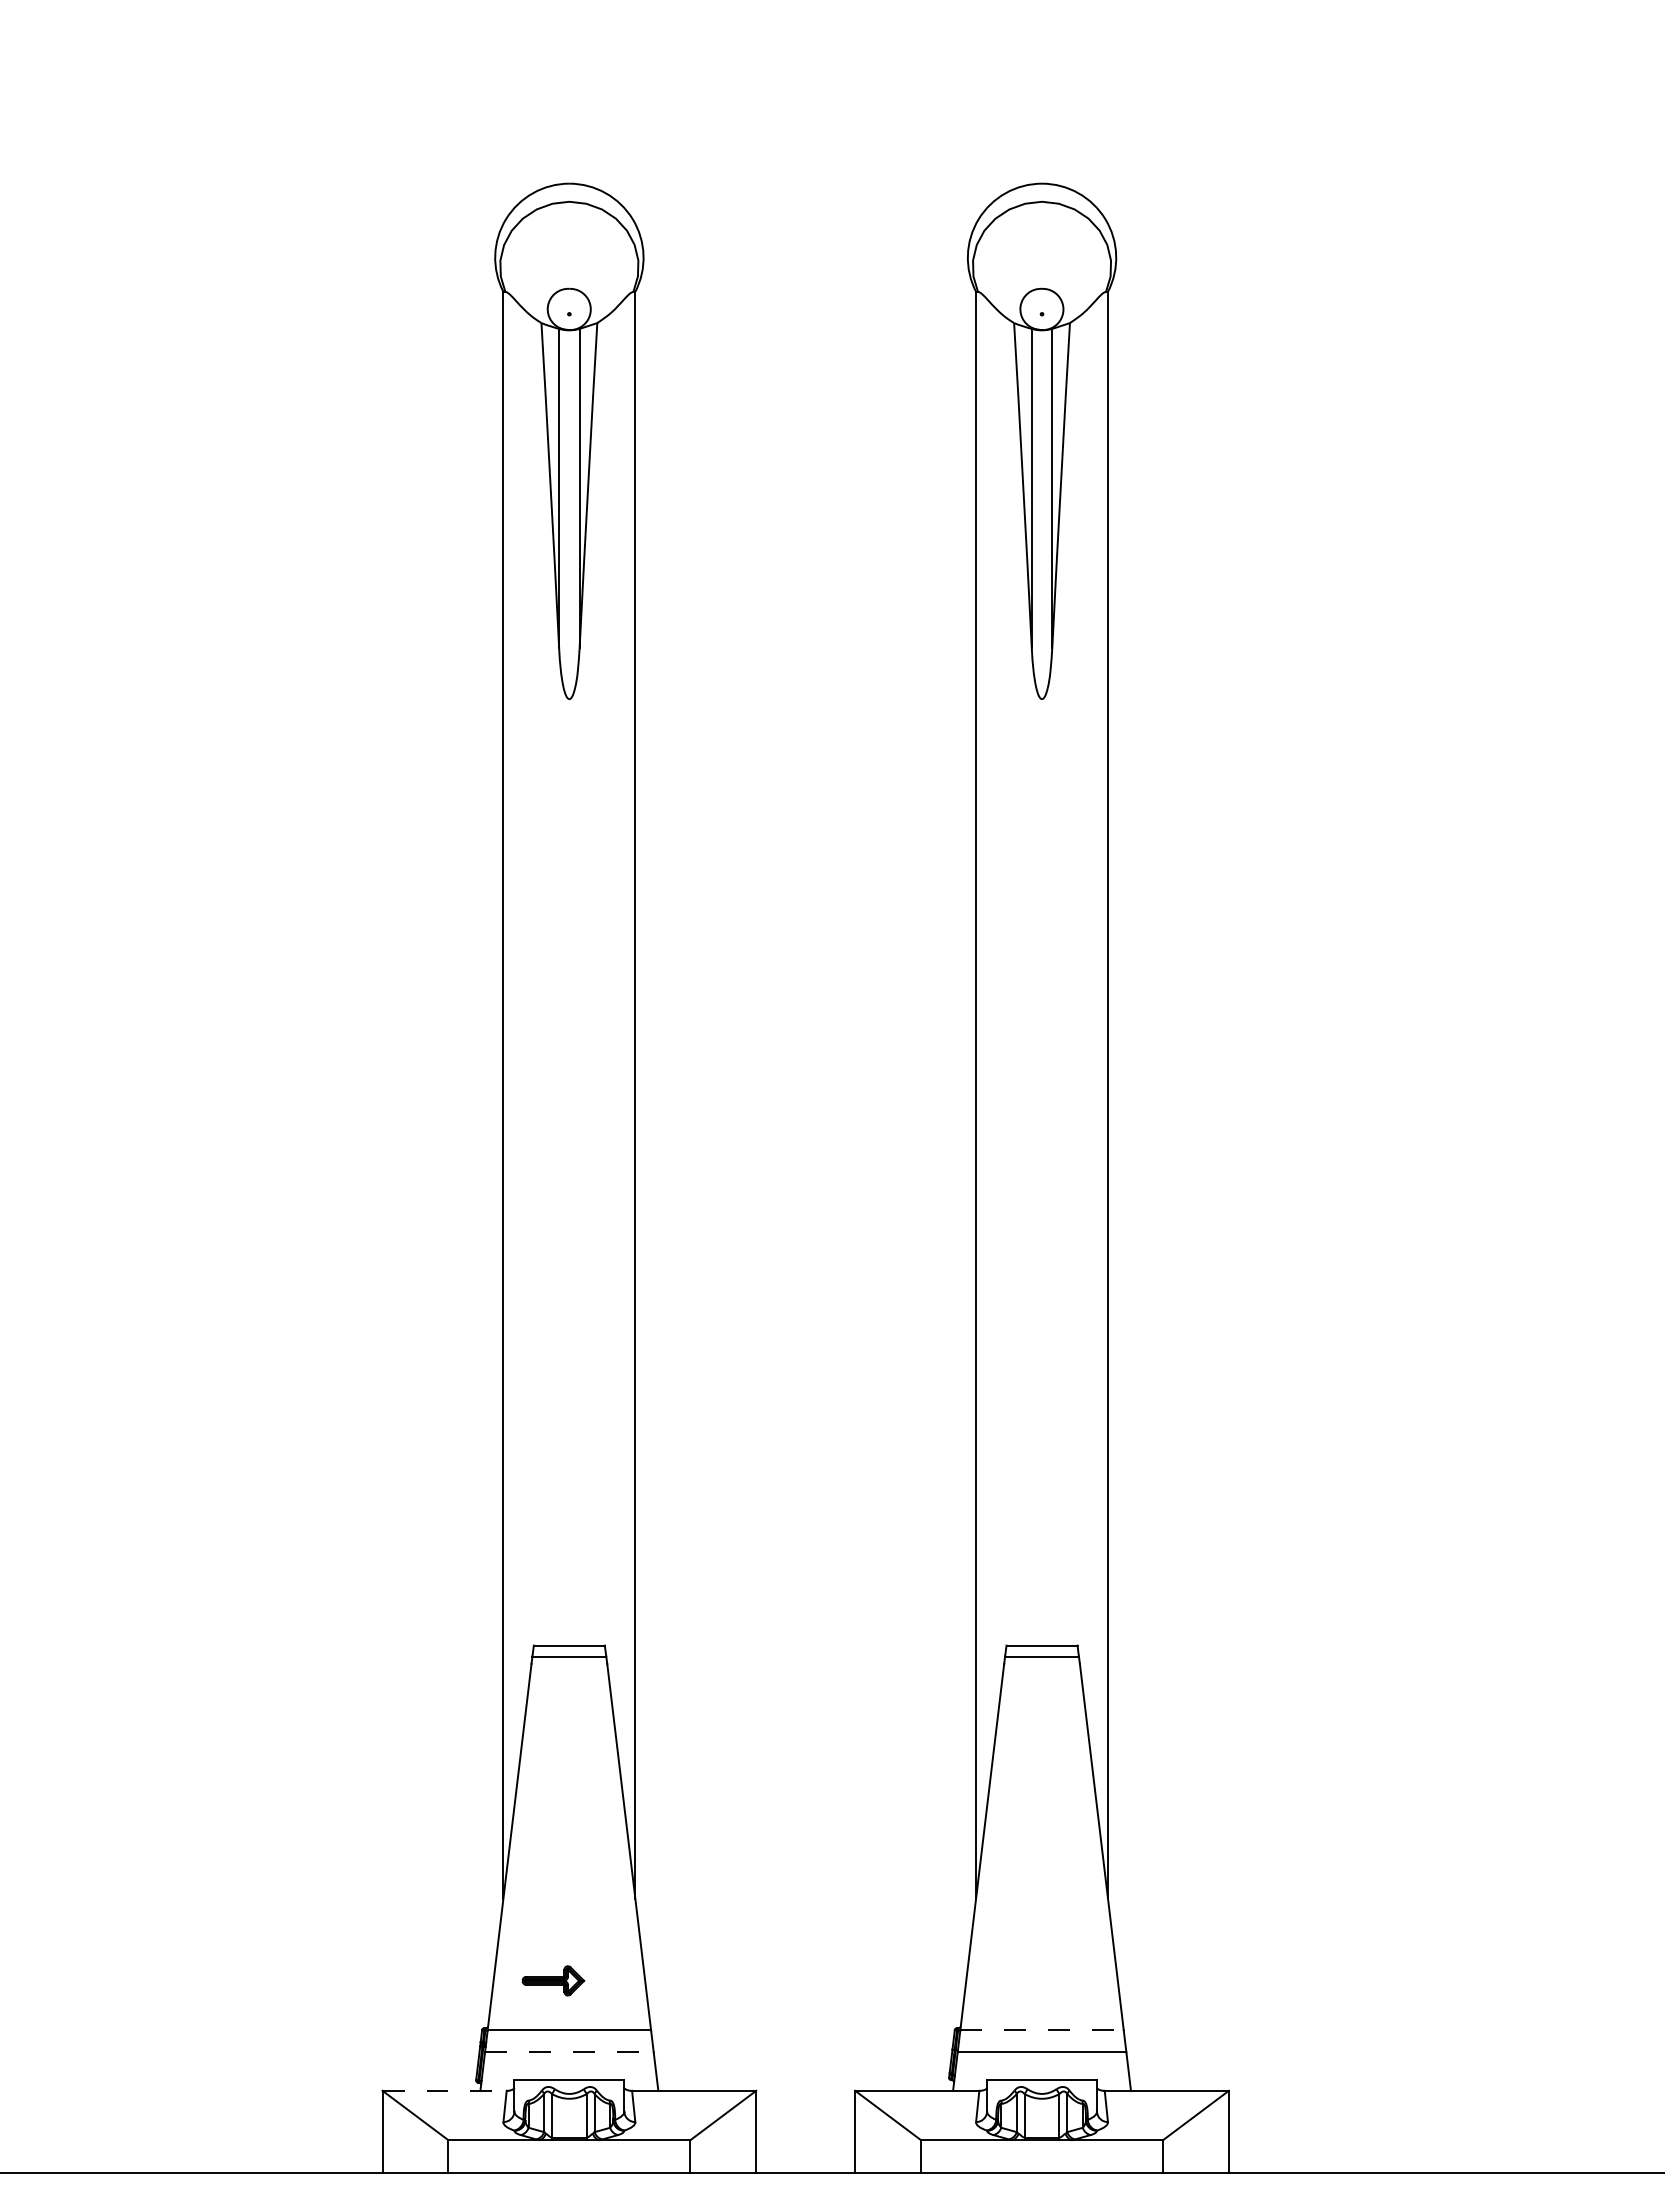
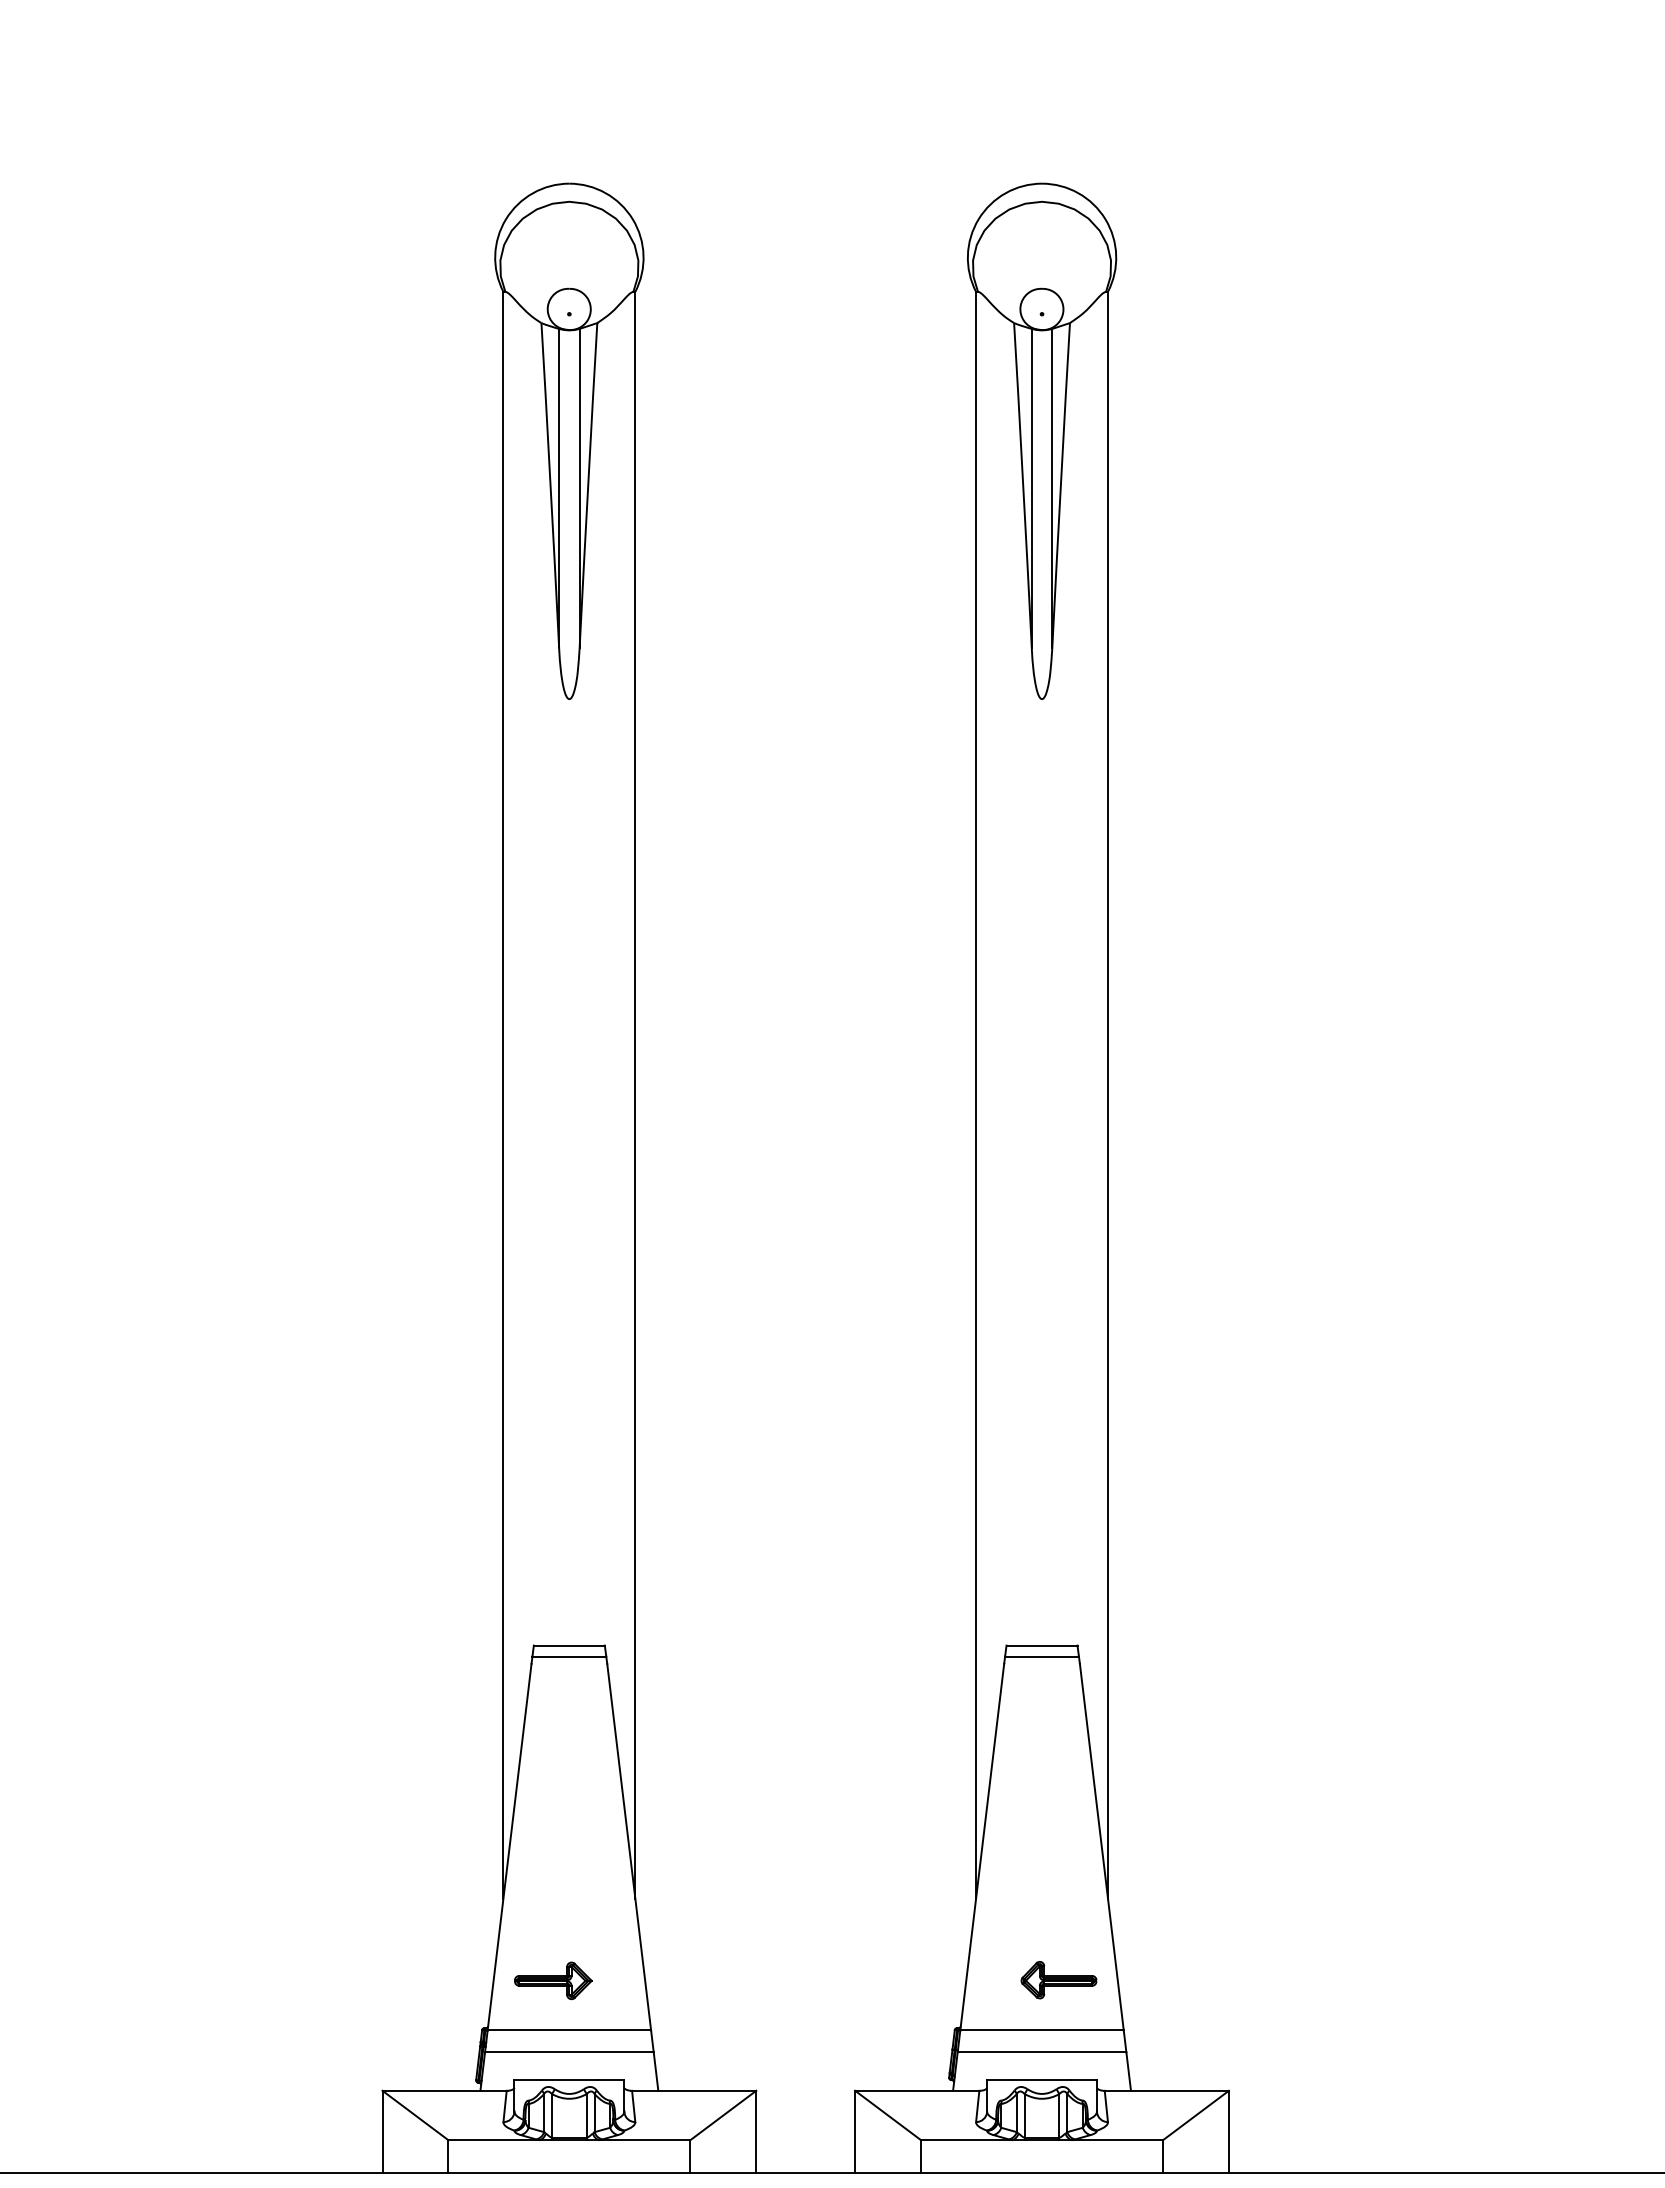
part size: 65x32 px -> 79x40 px (553, 1980)
part: none -> present (1058, 1980)
line: dashed -> solid (1042, 2030)
line: dashed -> solid (569, 2052)
line: dashed -> solid (445, 2090)
